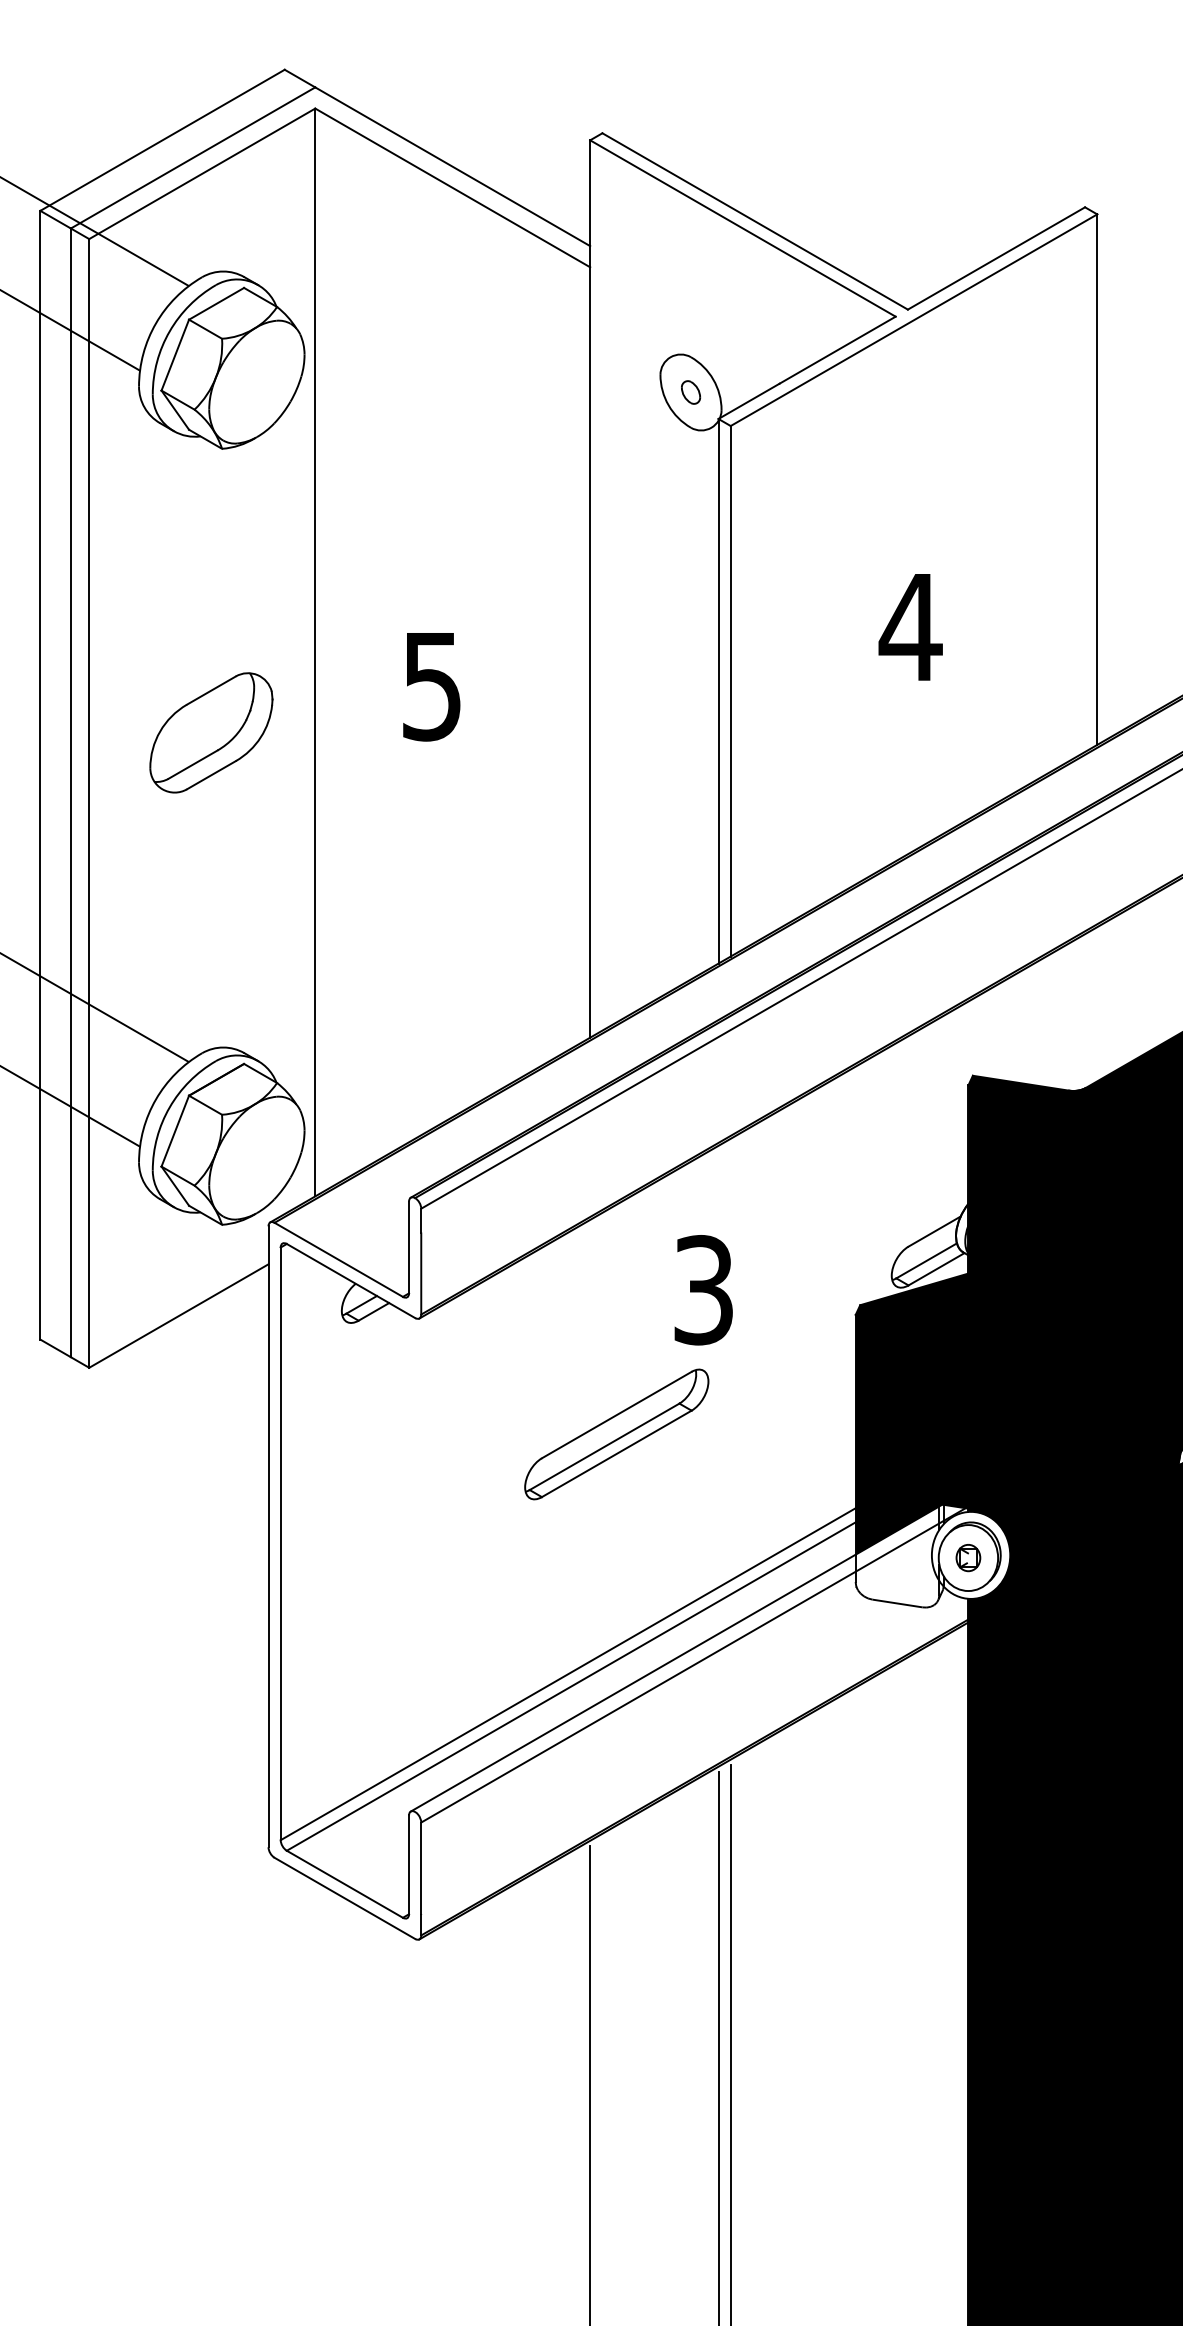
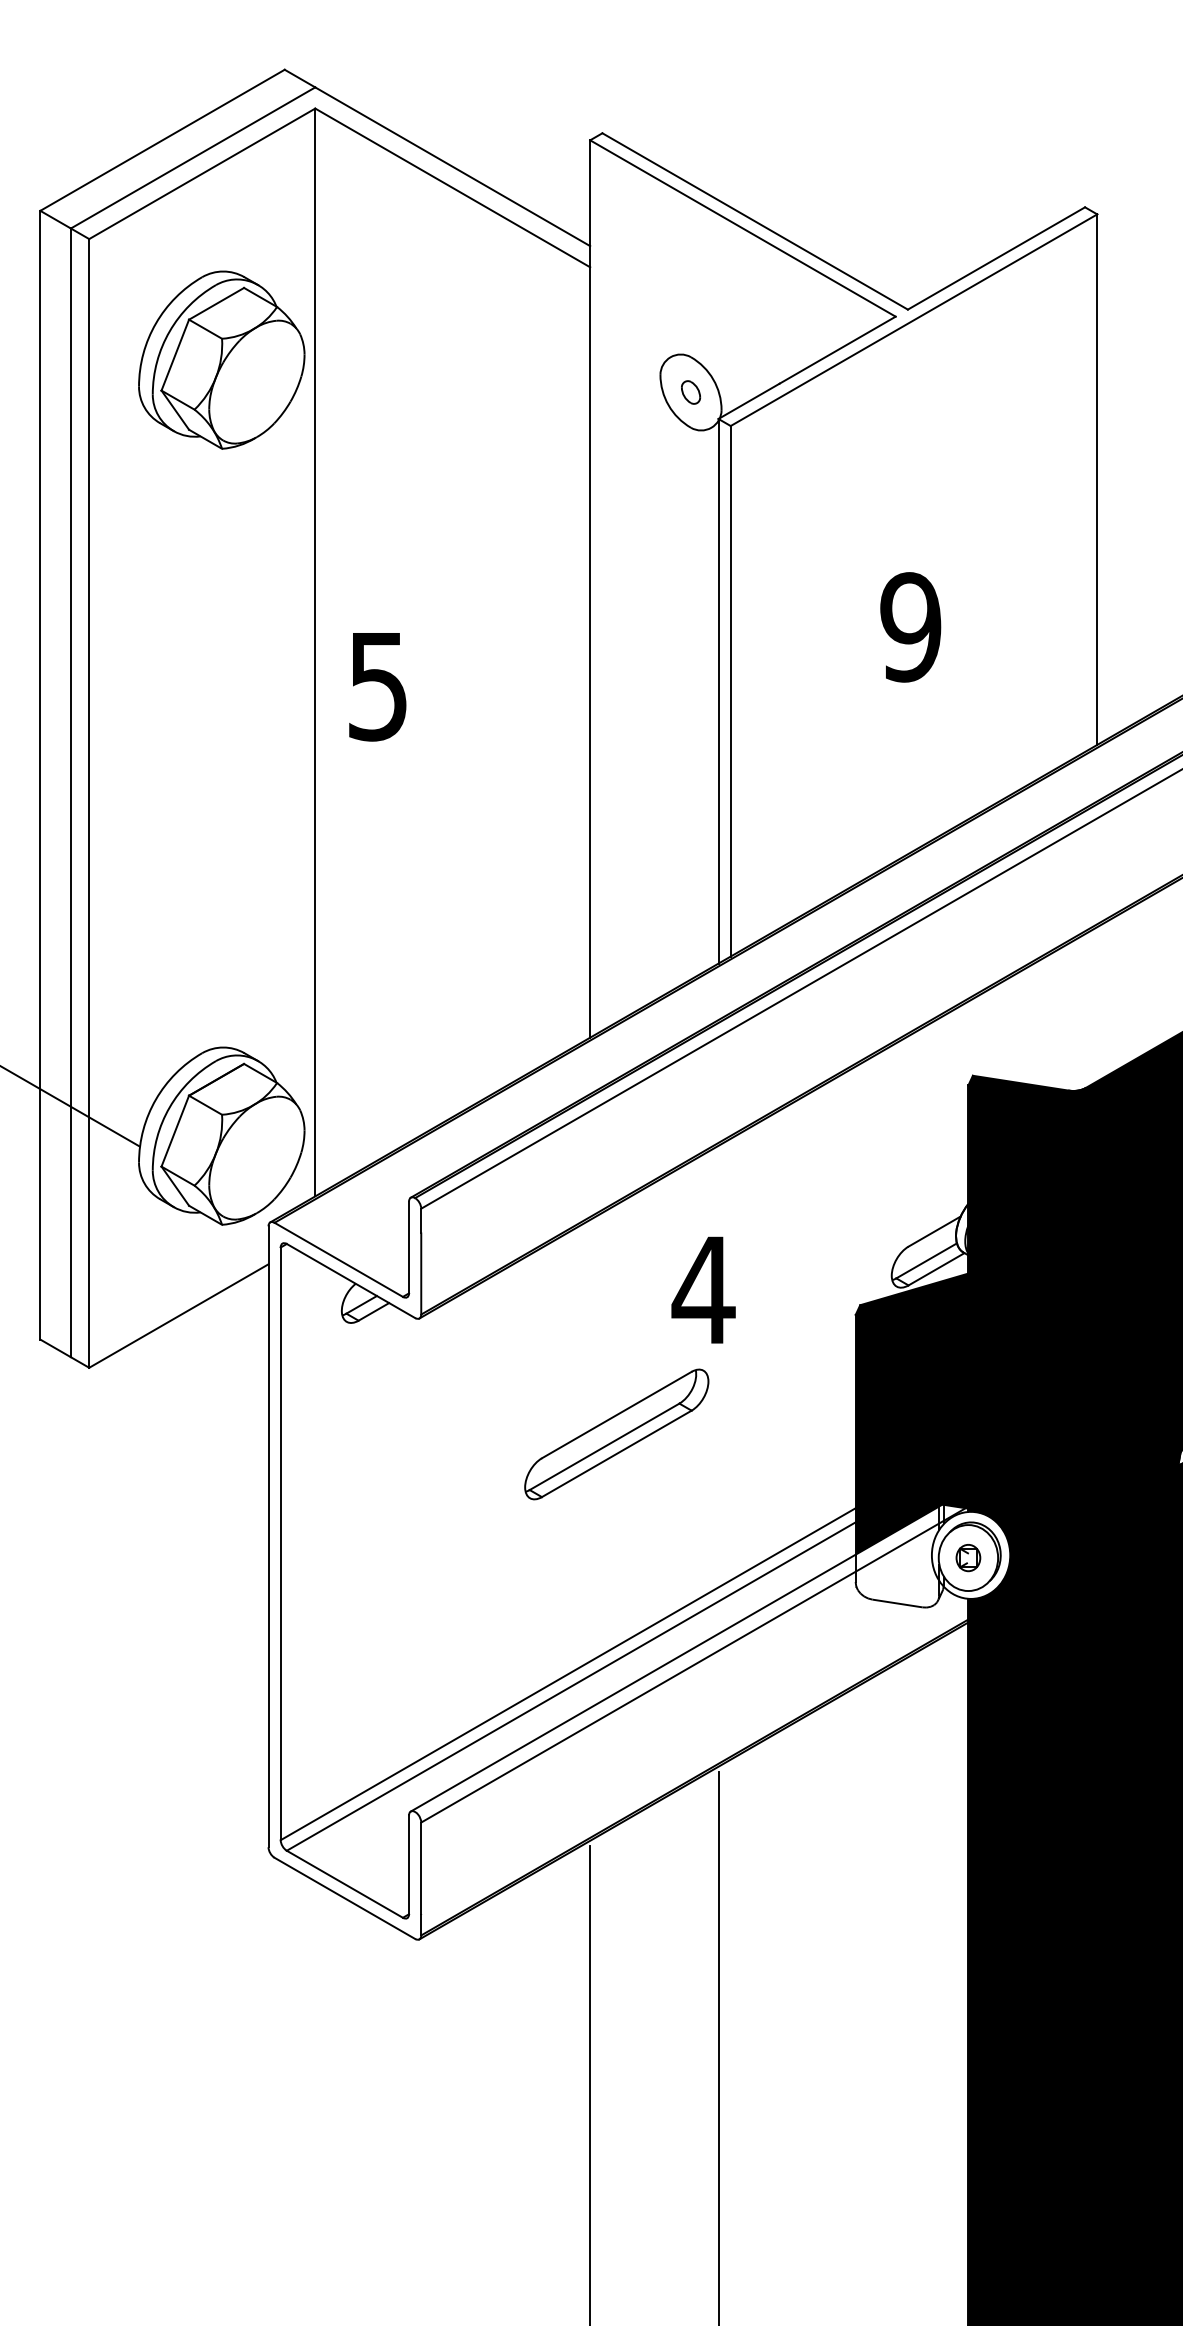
line: present -> none (95, 232)
line: present -> none (71, 330)
text: 4 -> 9 (910, 627)
text position: (431, 687) -> (377, 687) (377, 687)
part: present -> none (211, 732)
line: present -> none (95, 1008)
text: 3 -> 4 (703, 1290)
line: present -> none (730, 2043)
